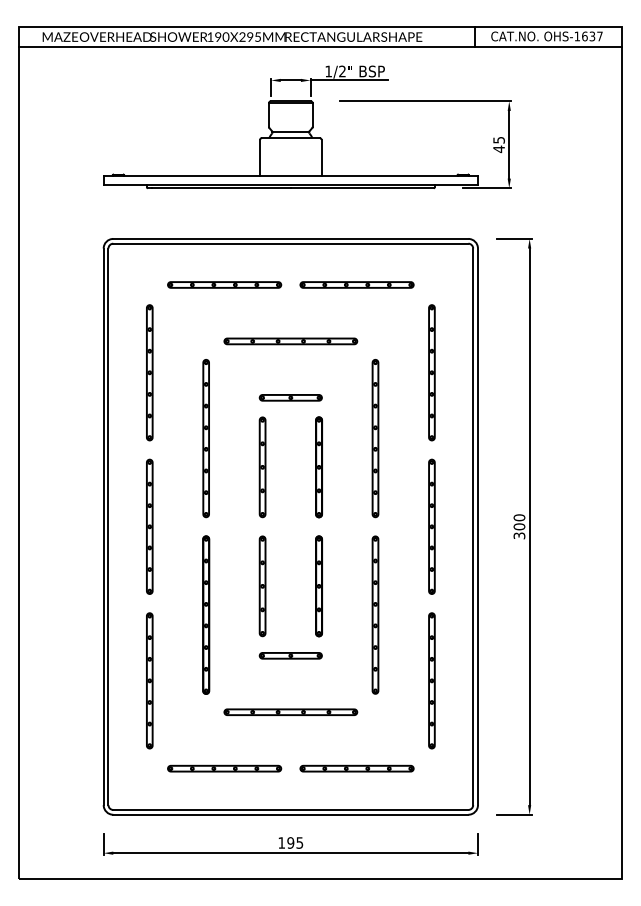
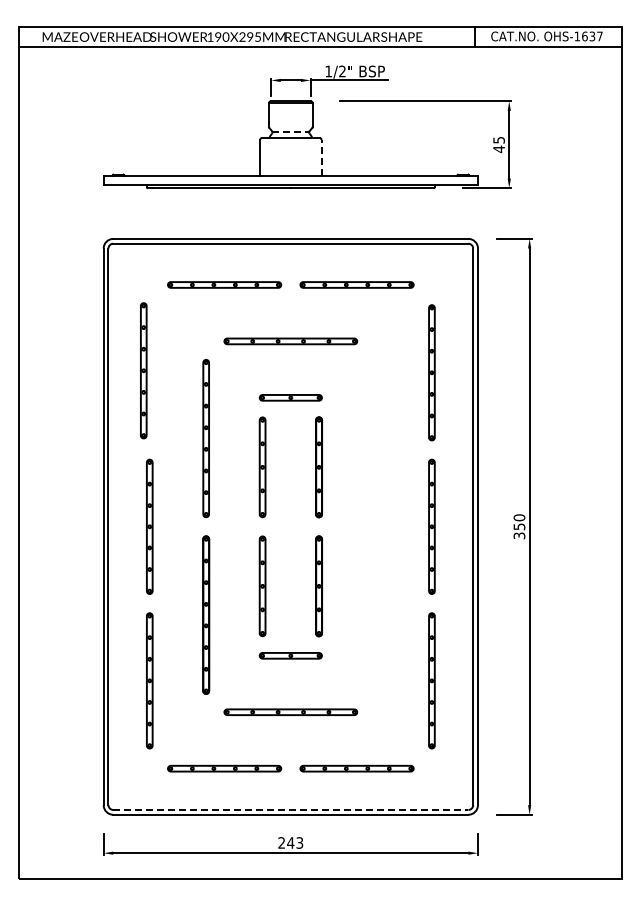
line: solid -> dashed (291, 132)
line: solid -> dashed (321, 157)
part position: (149, 372) -> (143, 370) (143, 370)
part: present -> none (375, 438)
text: 300 -> 350 (519, 526)
part: present -> none (375, 614)
line: solid -> dashed (290, 809)
text: 195 -> 243 (290, 842)
